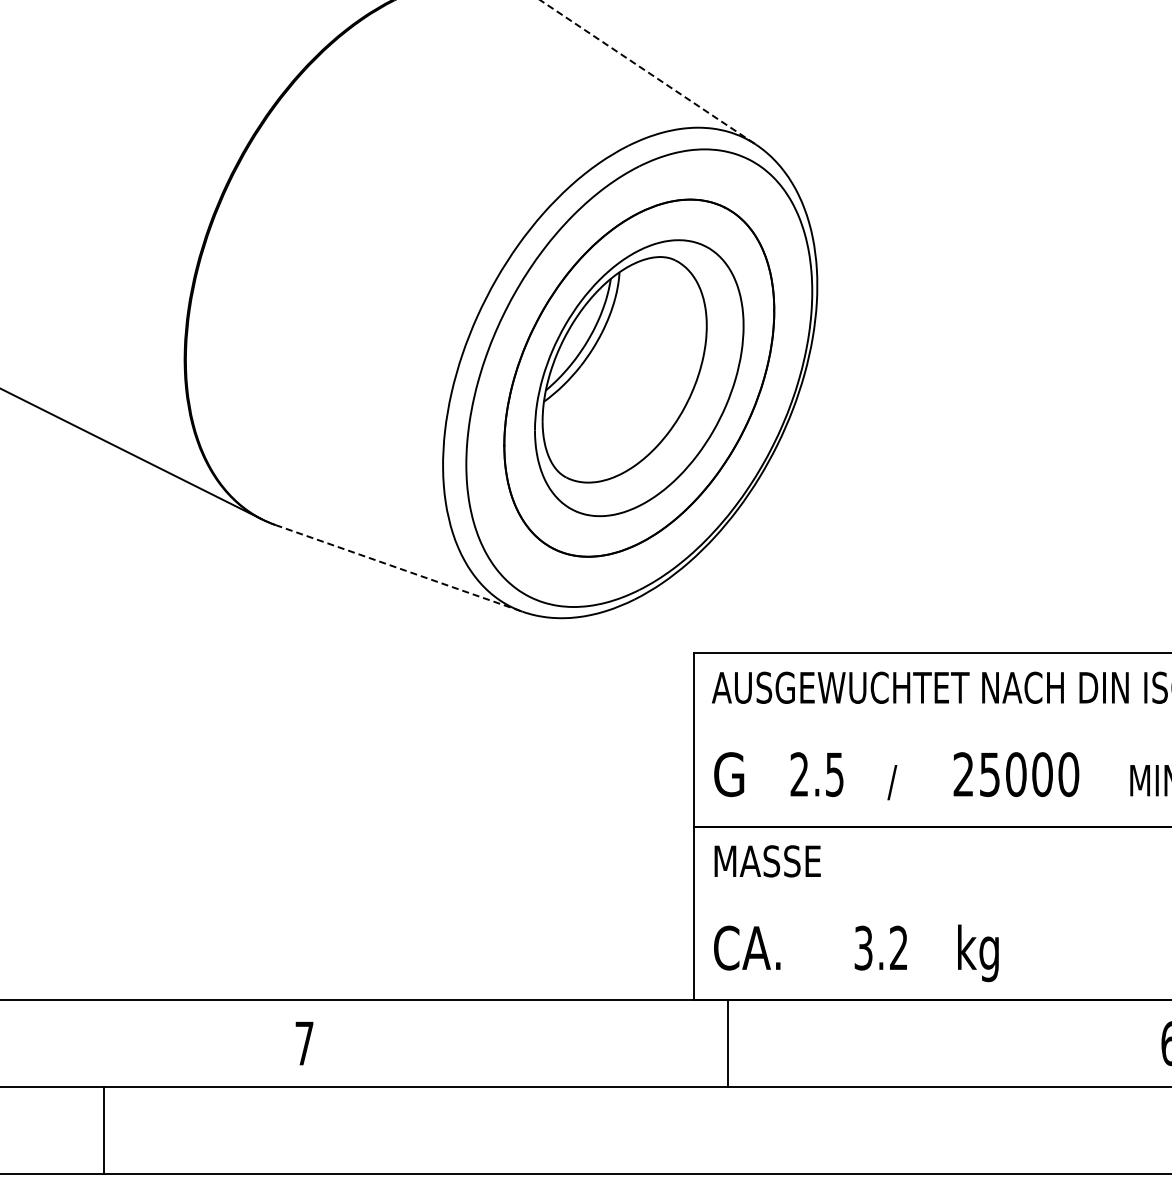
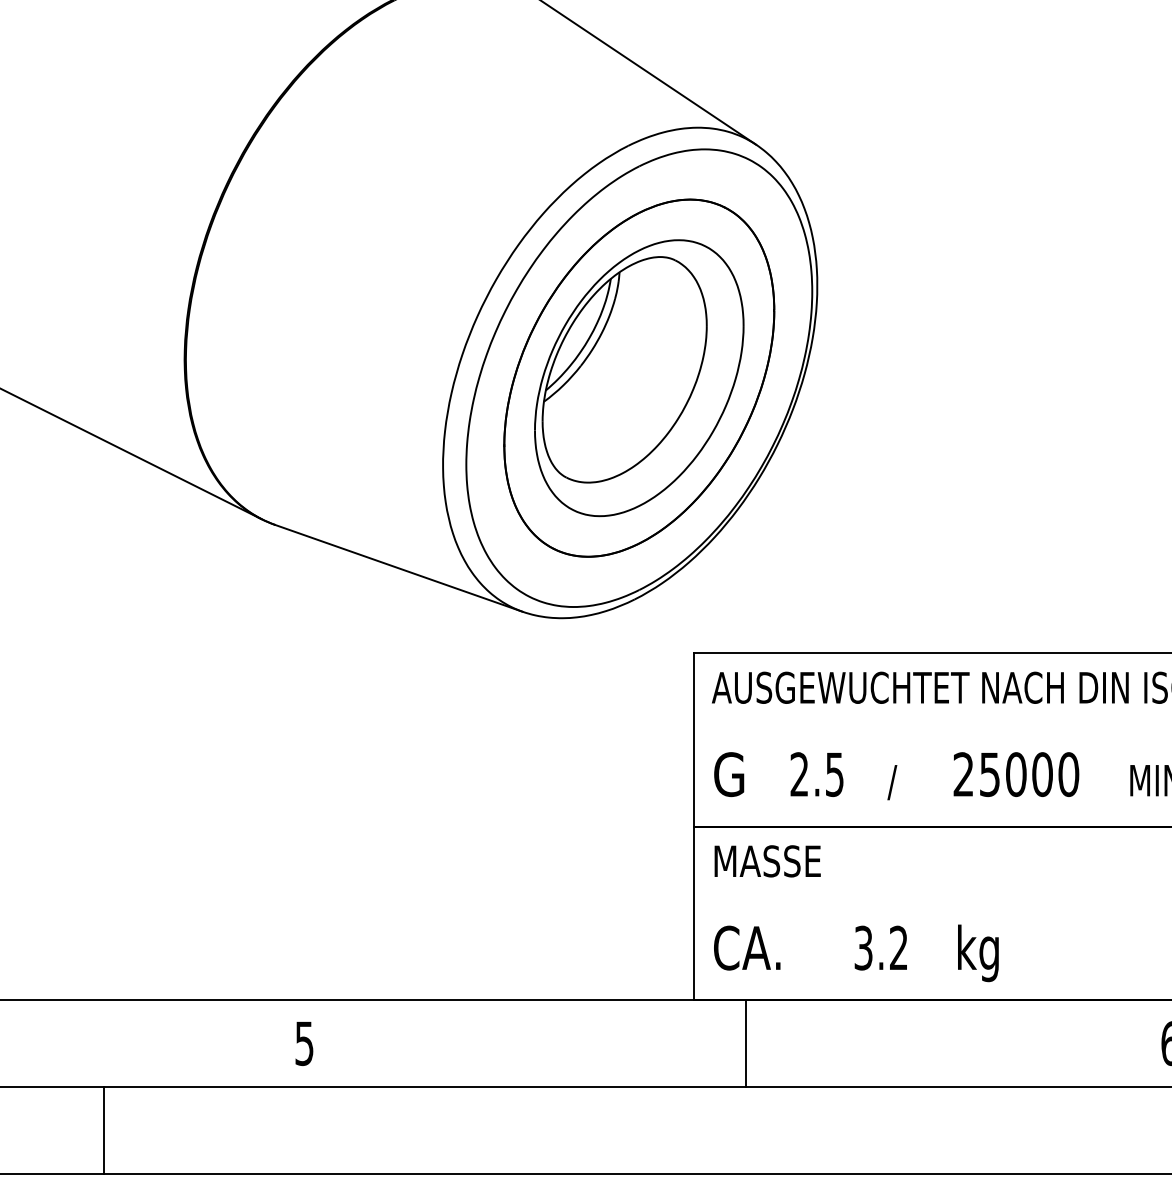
line: dashed -> solid (648, 72)
line: dashed -> solid (399, 568)
text: 7 -> 5 (304, 1043)
line position: (728, 1043) -> (746, 1043) (746, 1043)
